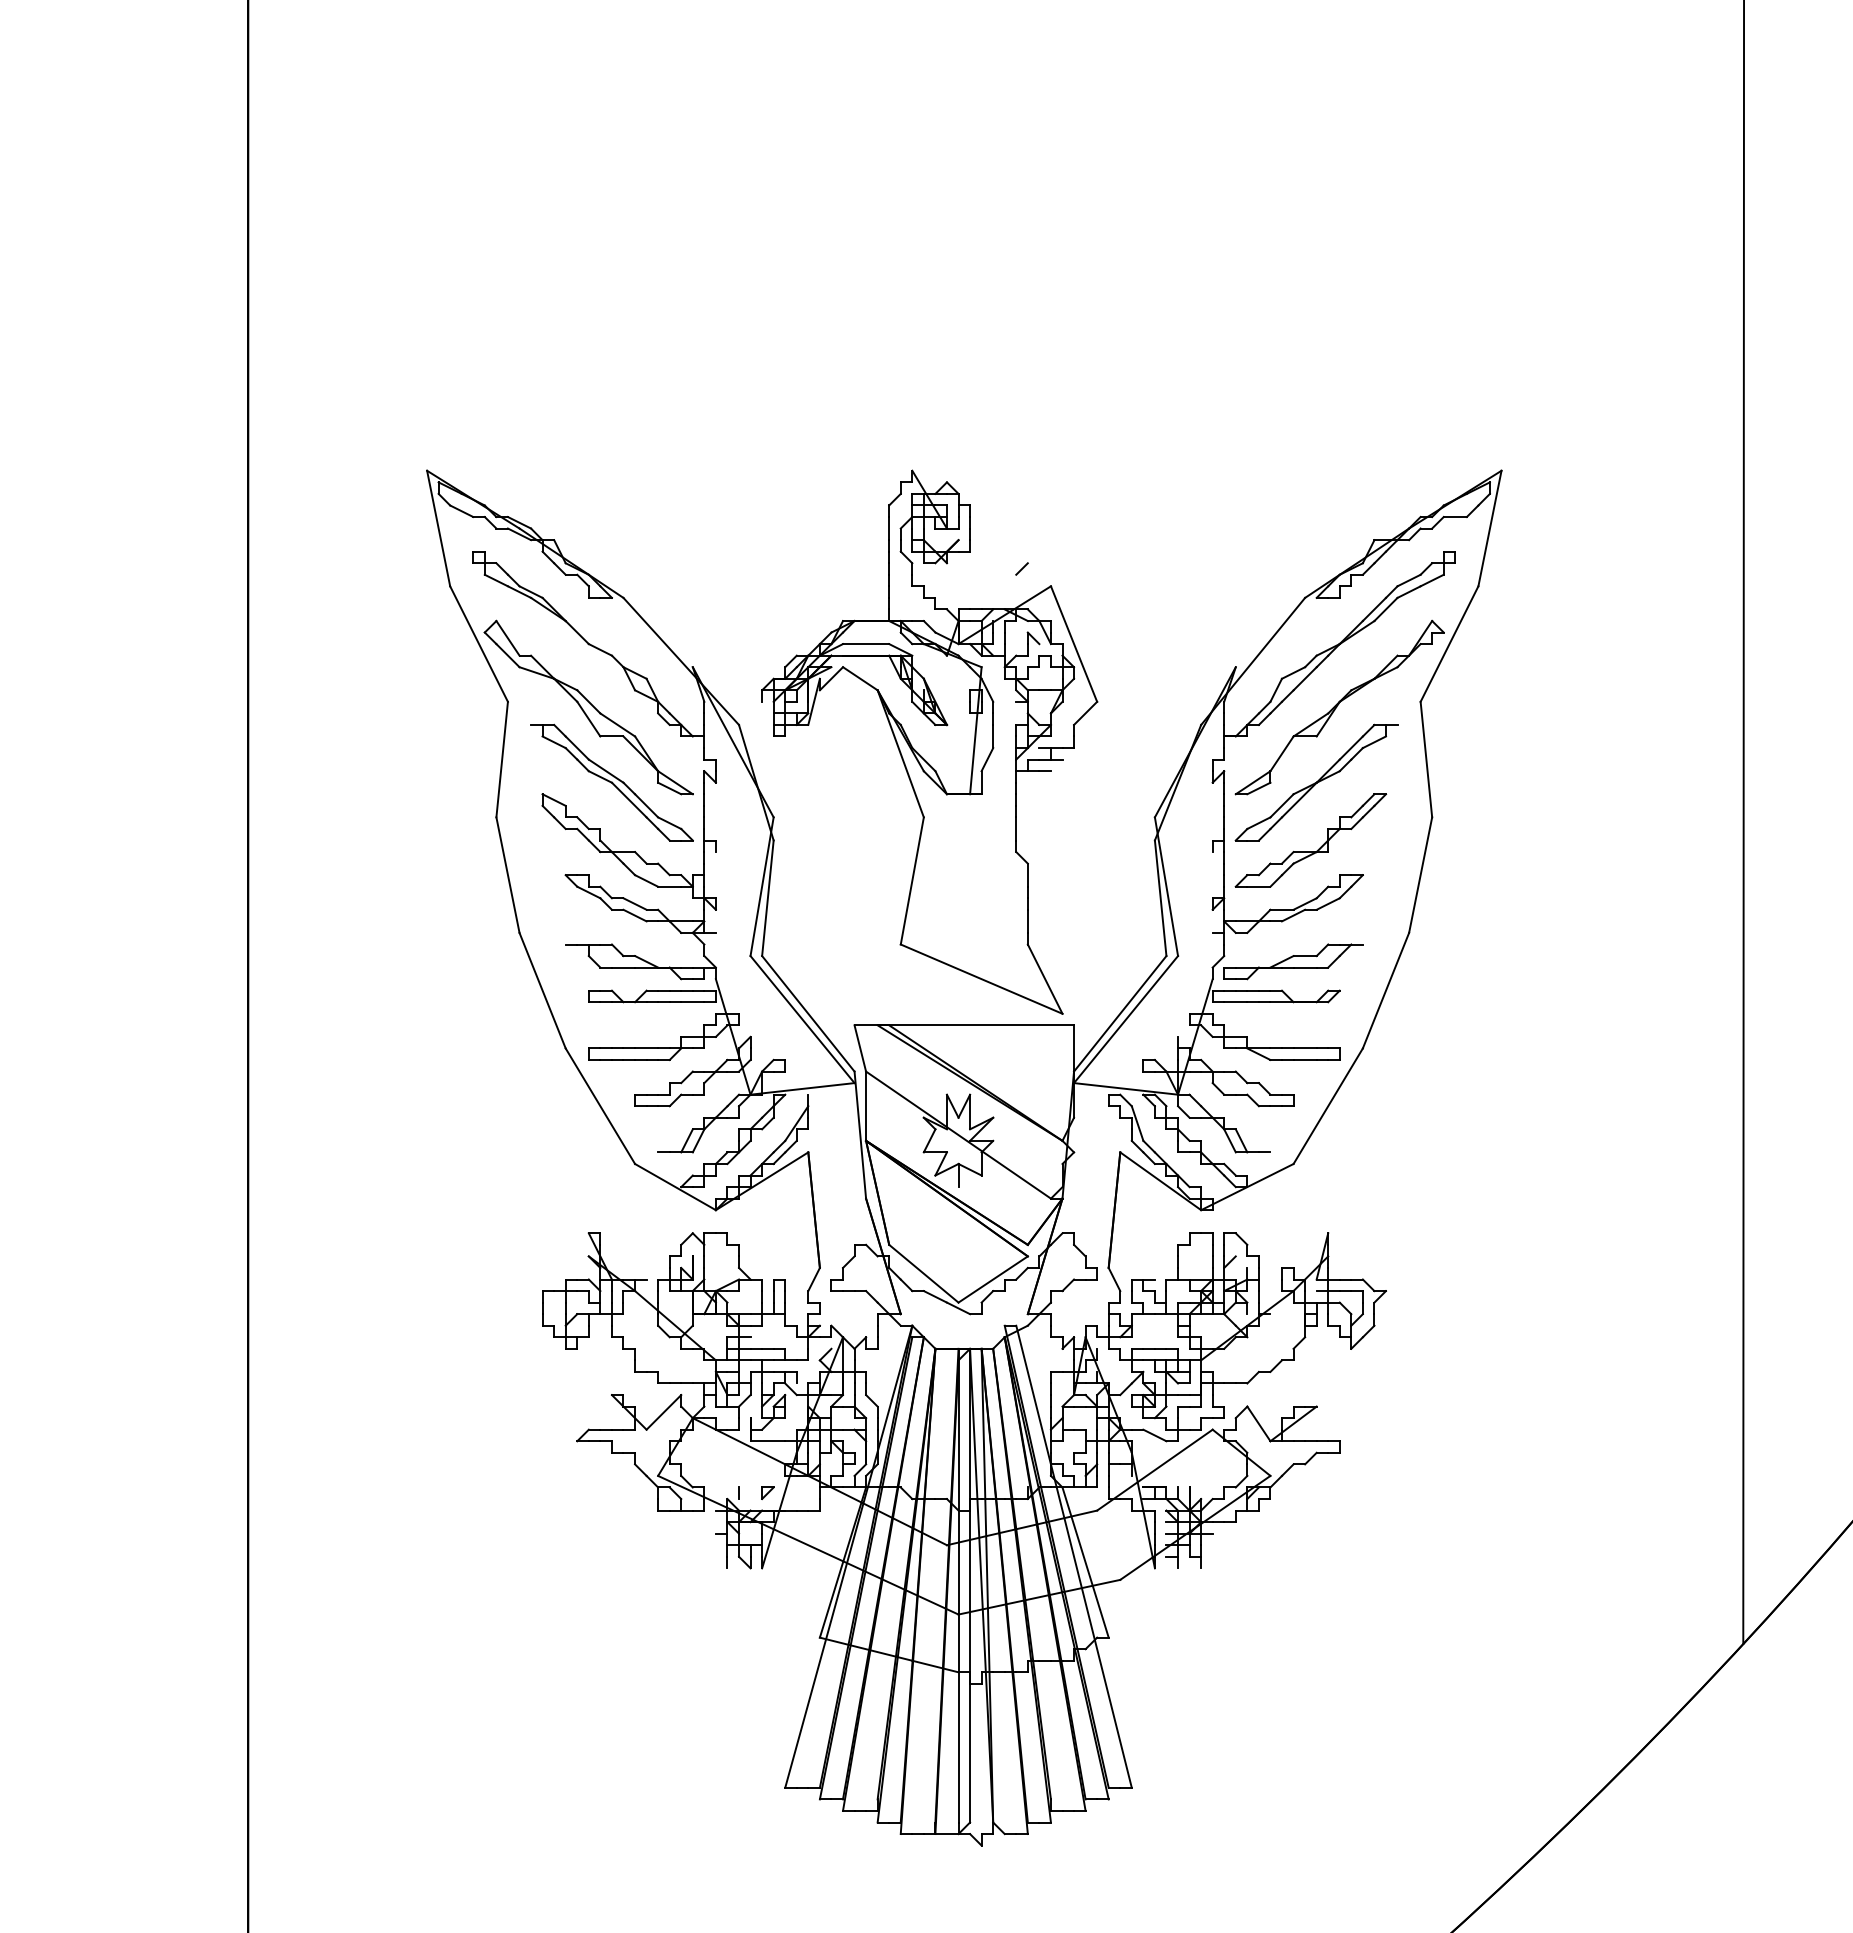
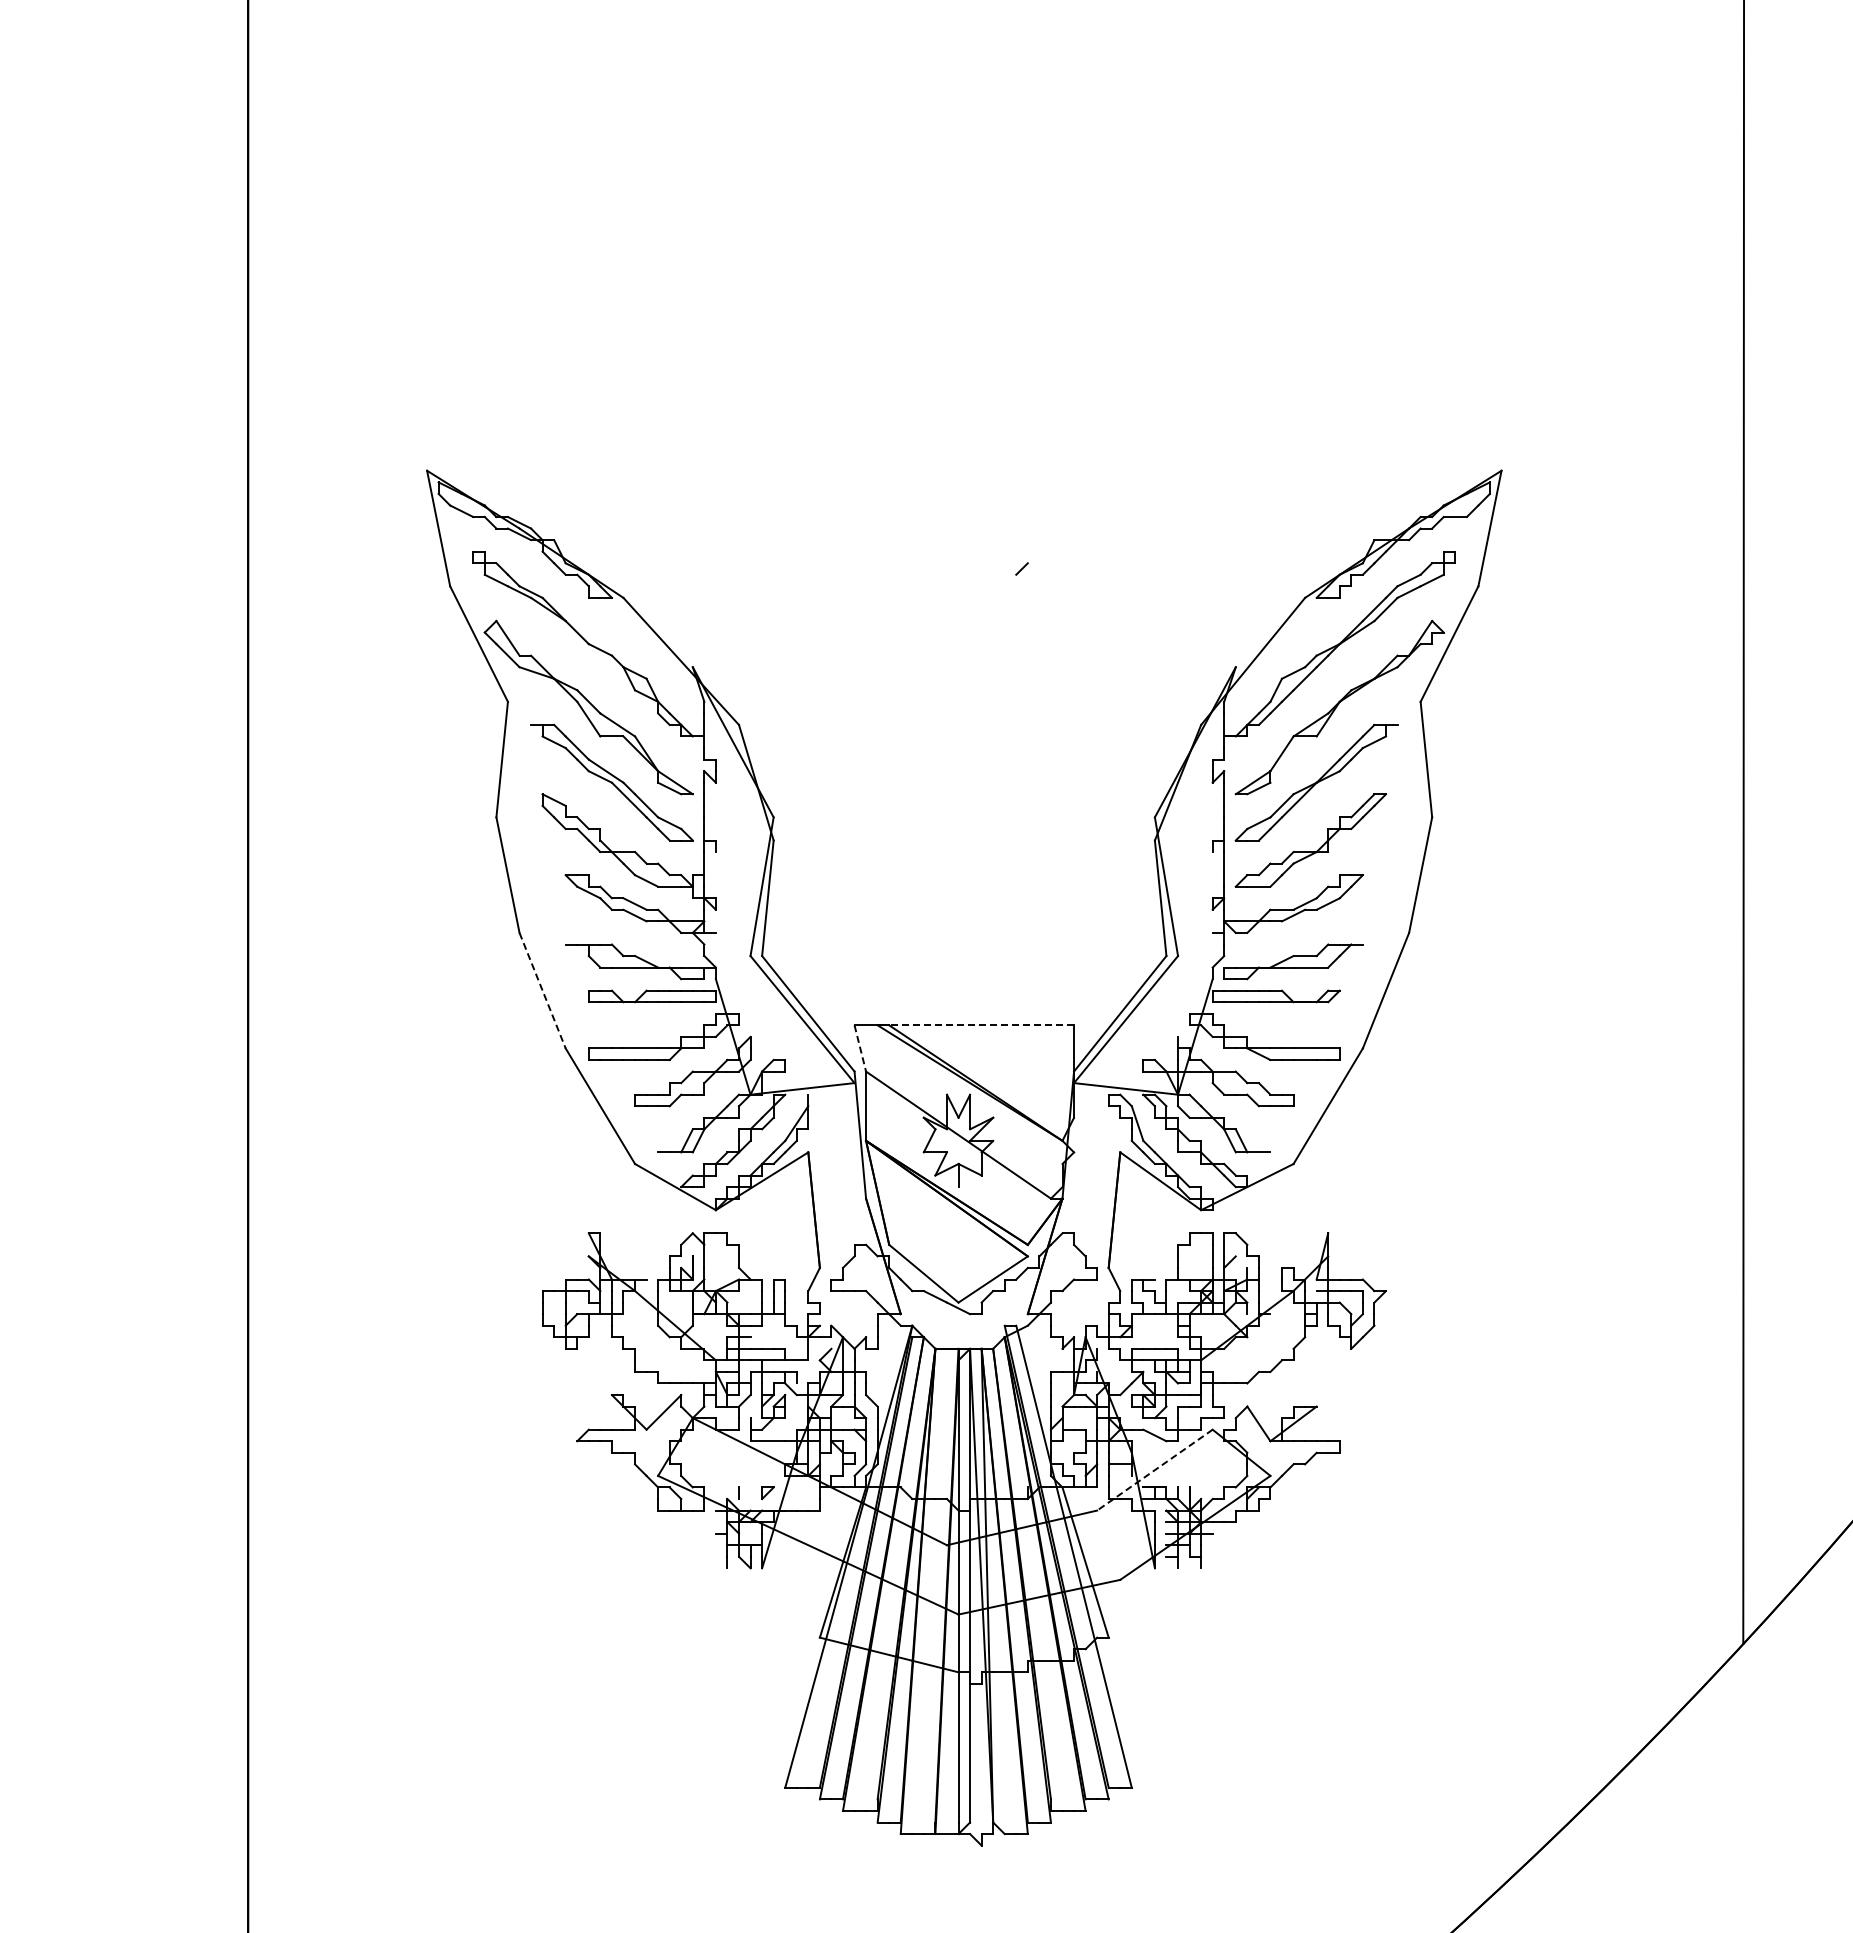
part: present -> none (929, 741)
line: solid -> dashed (542, 991)
line: solid -> dashed (981, 1025)
line: solid -> dashed (860, 1048)
line: solid -> dashed (1154, 1470)
